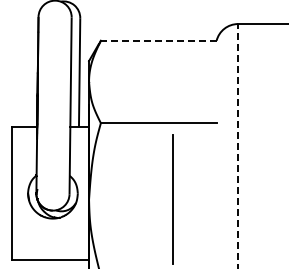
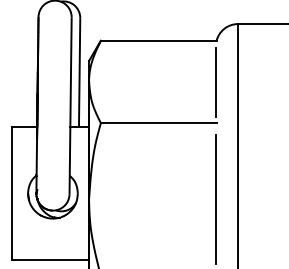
line: dashed -> solid (158, 40)
line: none -> present (215, 82)
line: dashed -> solid (238, 146)
line position: (172, 199) -> (215, 199) (215, 199)
